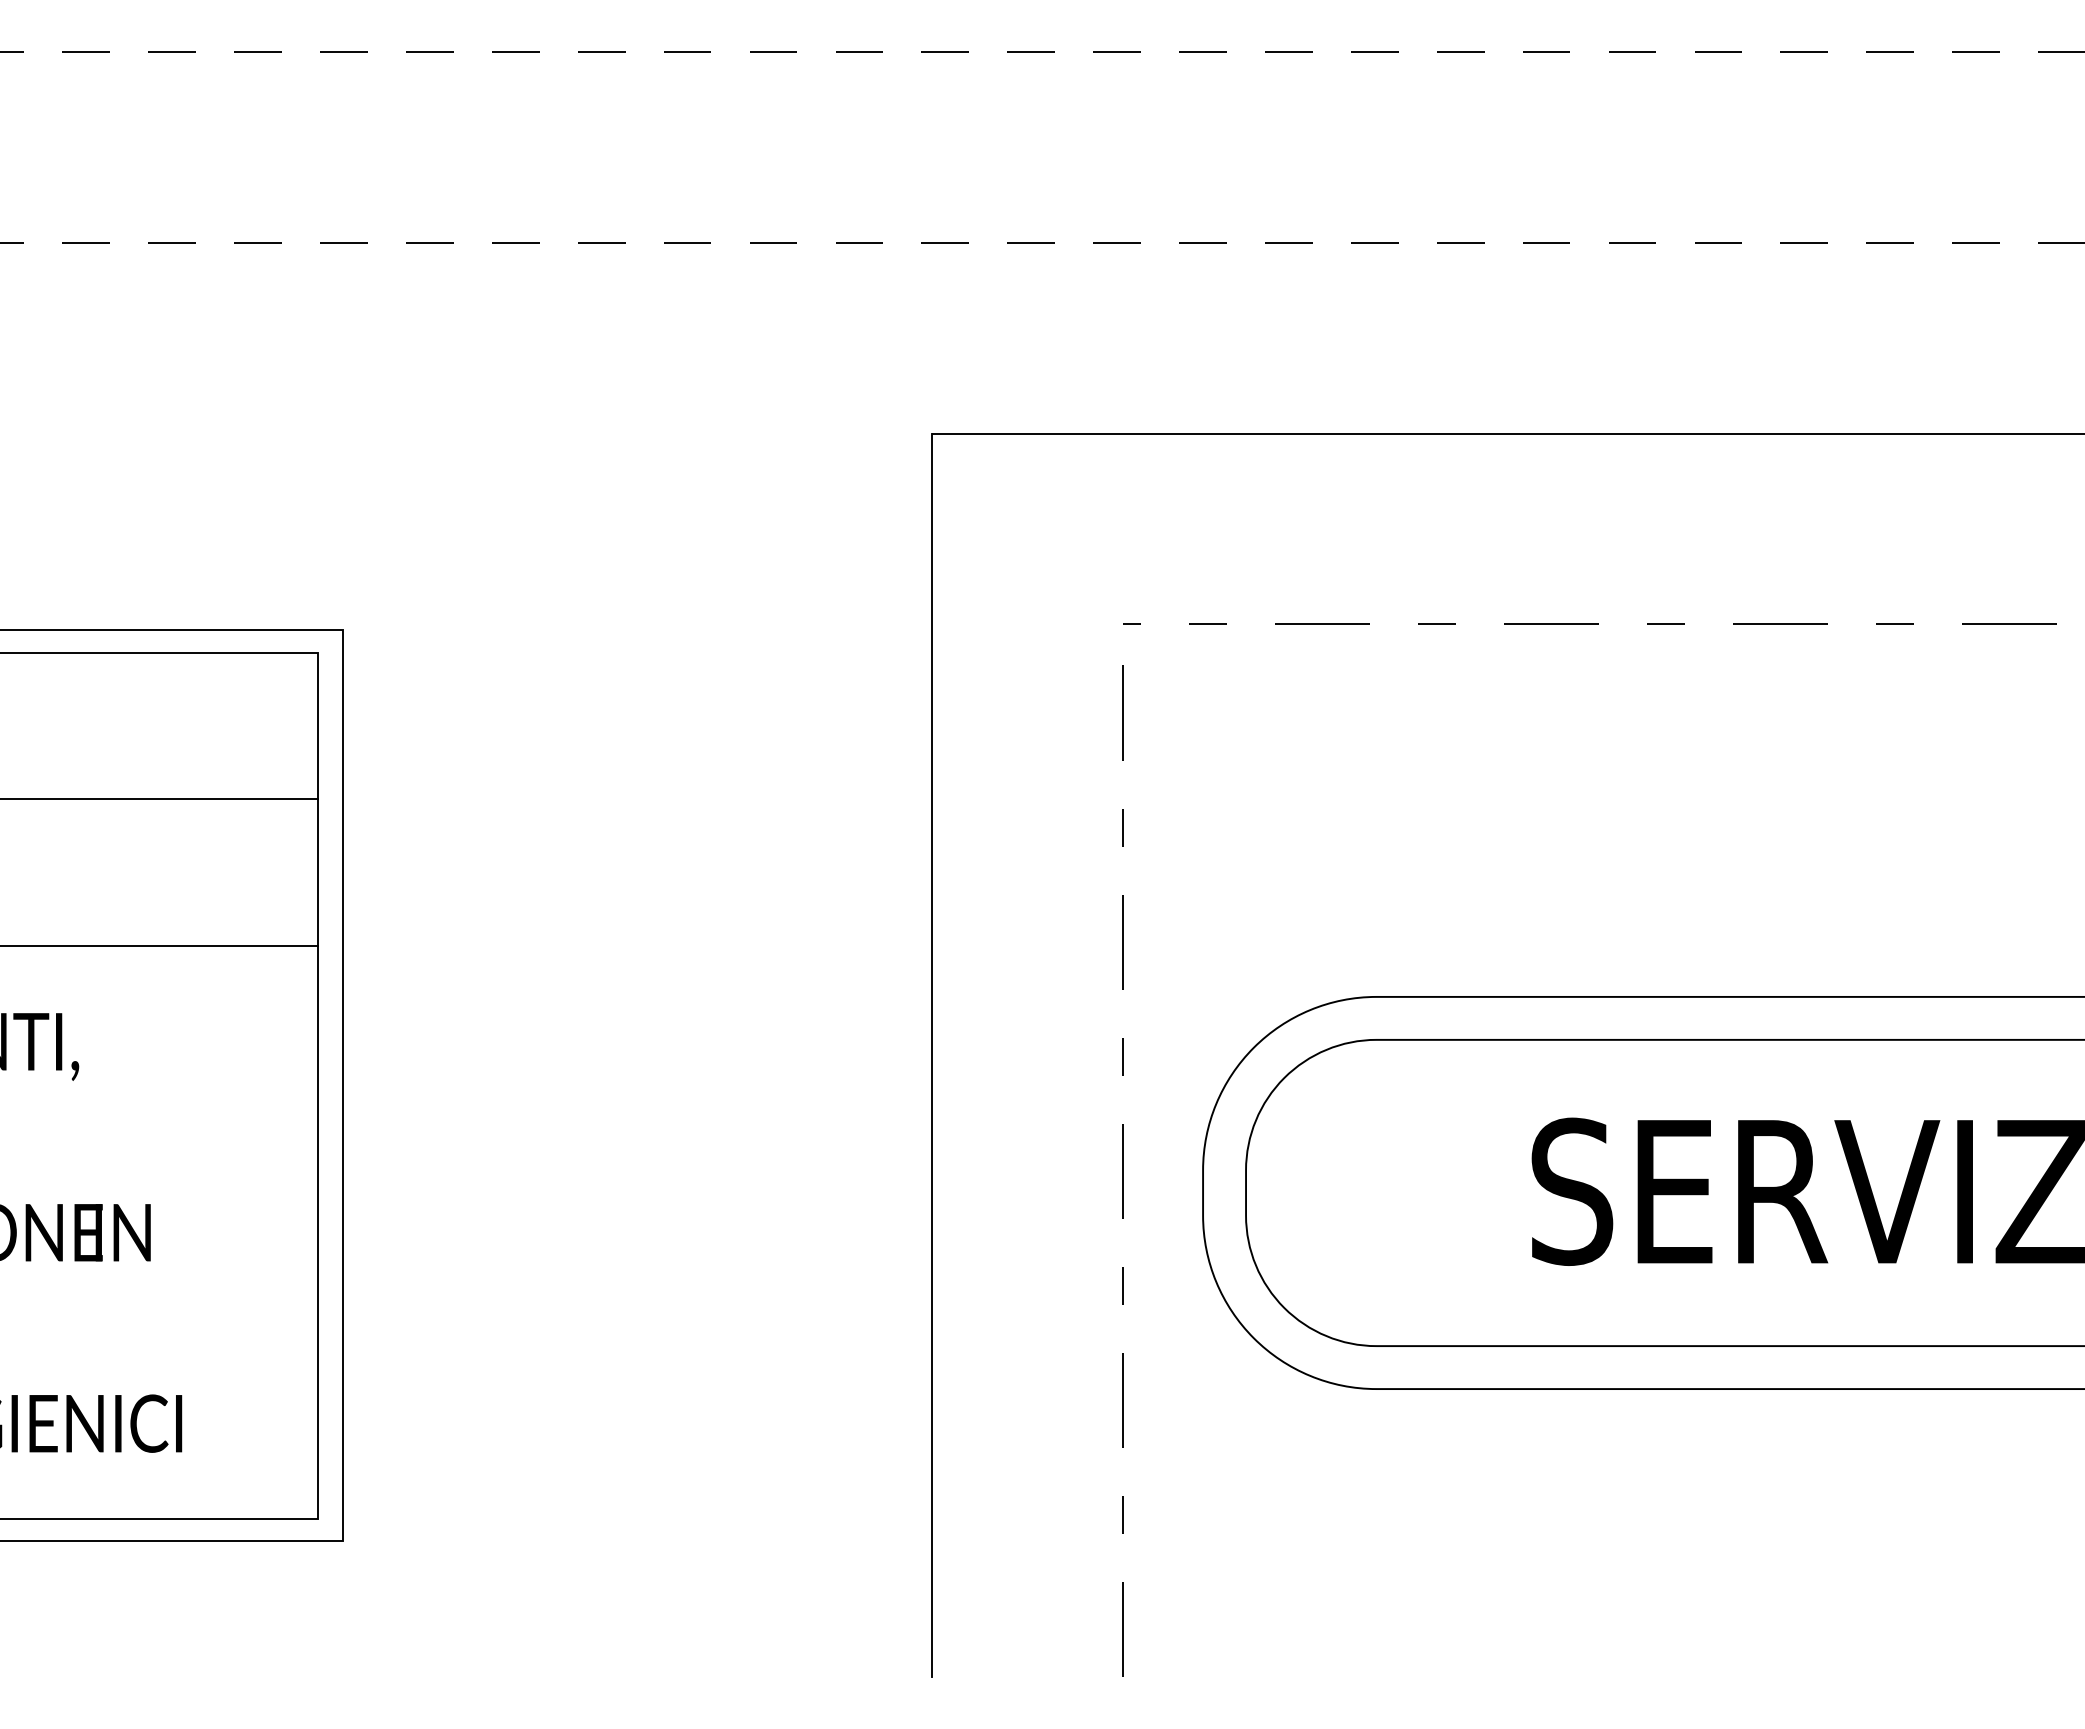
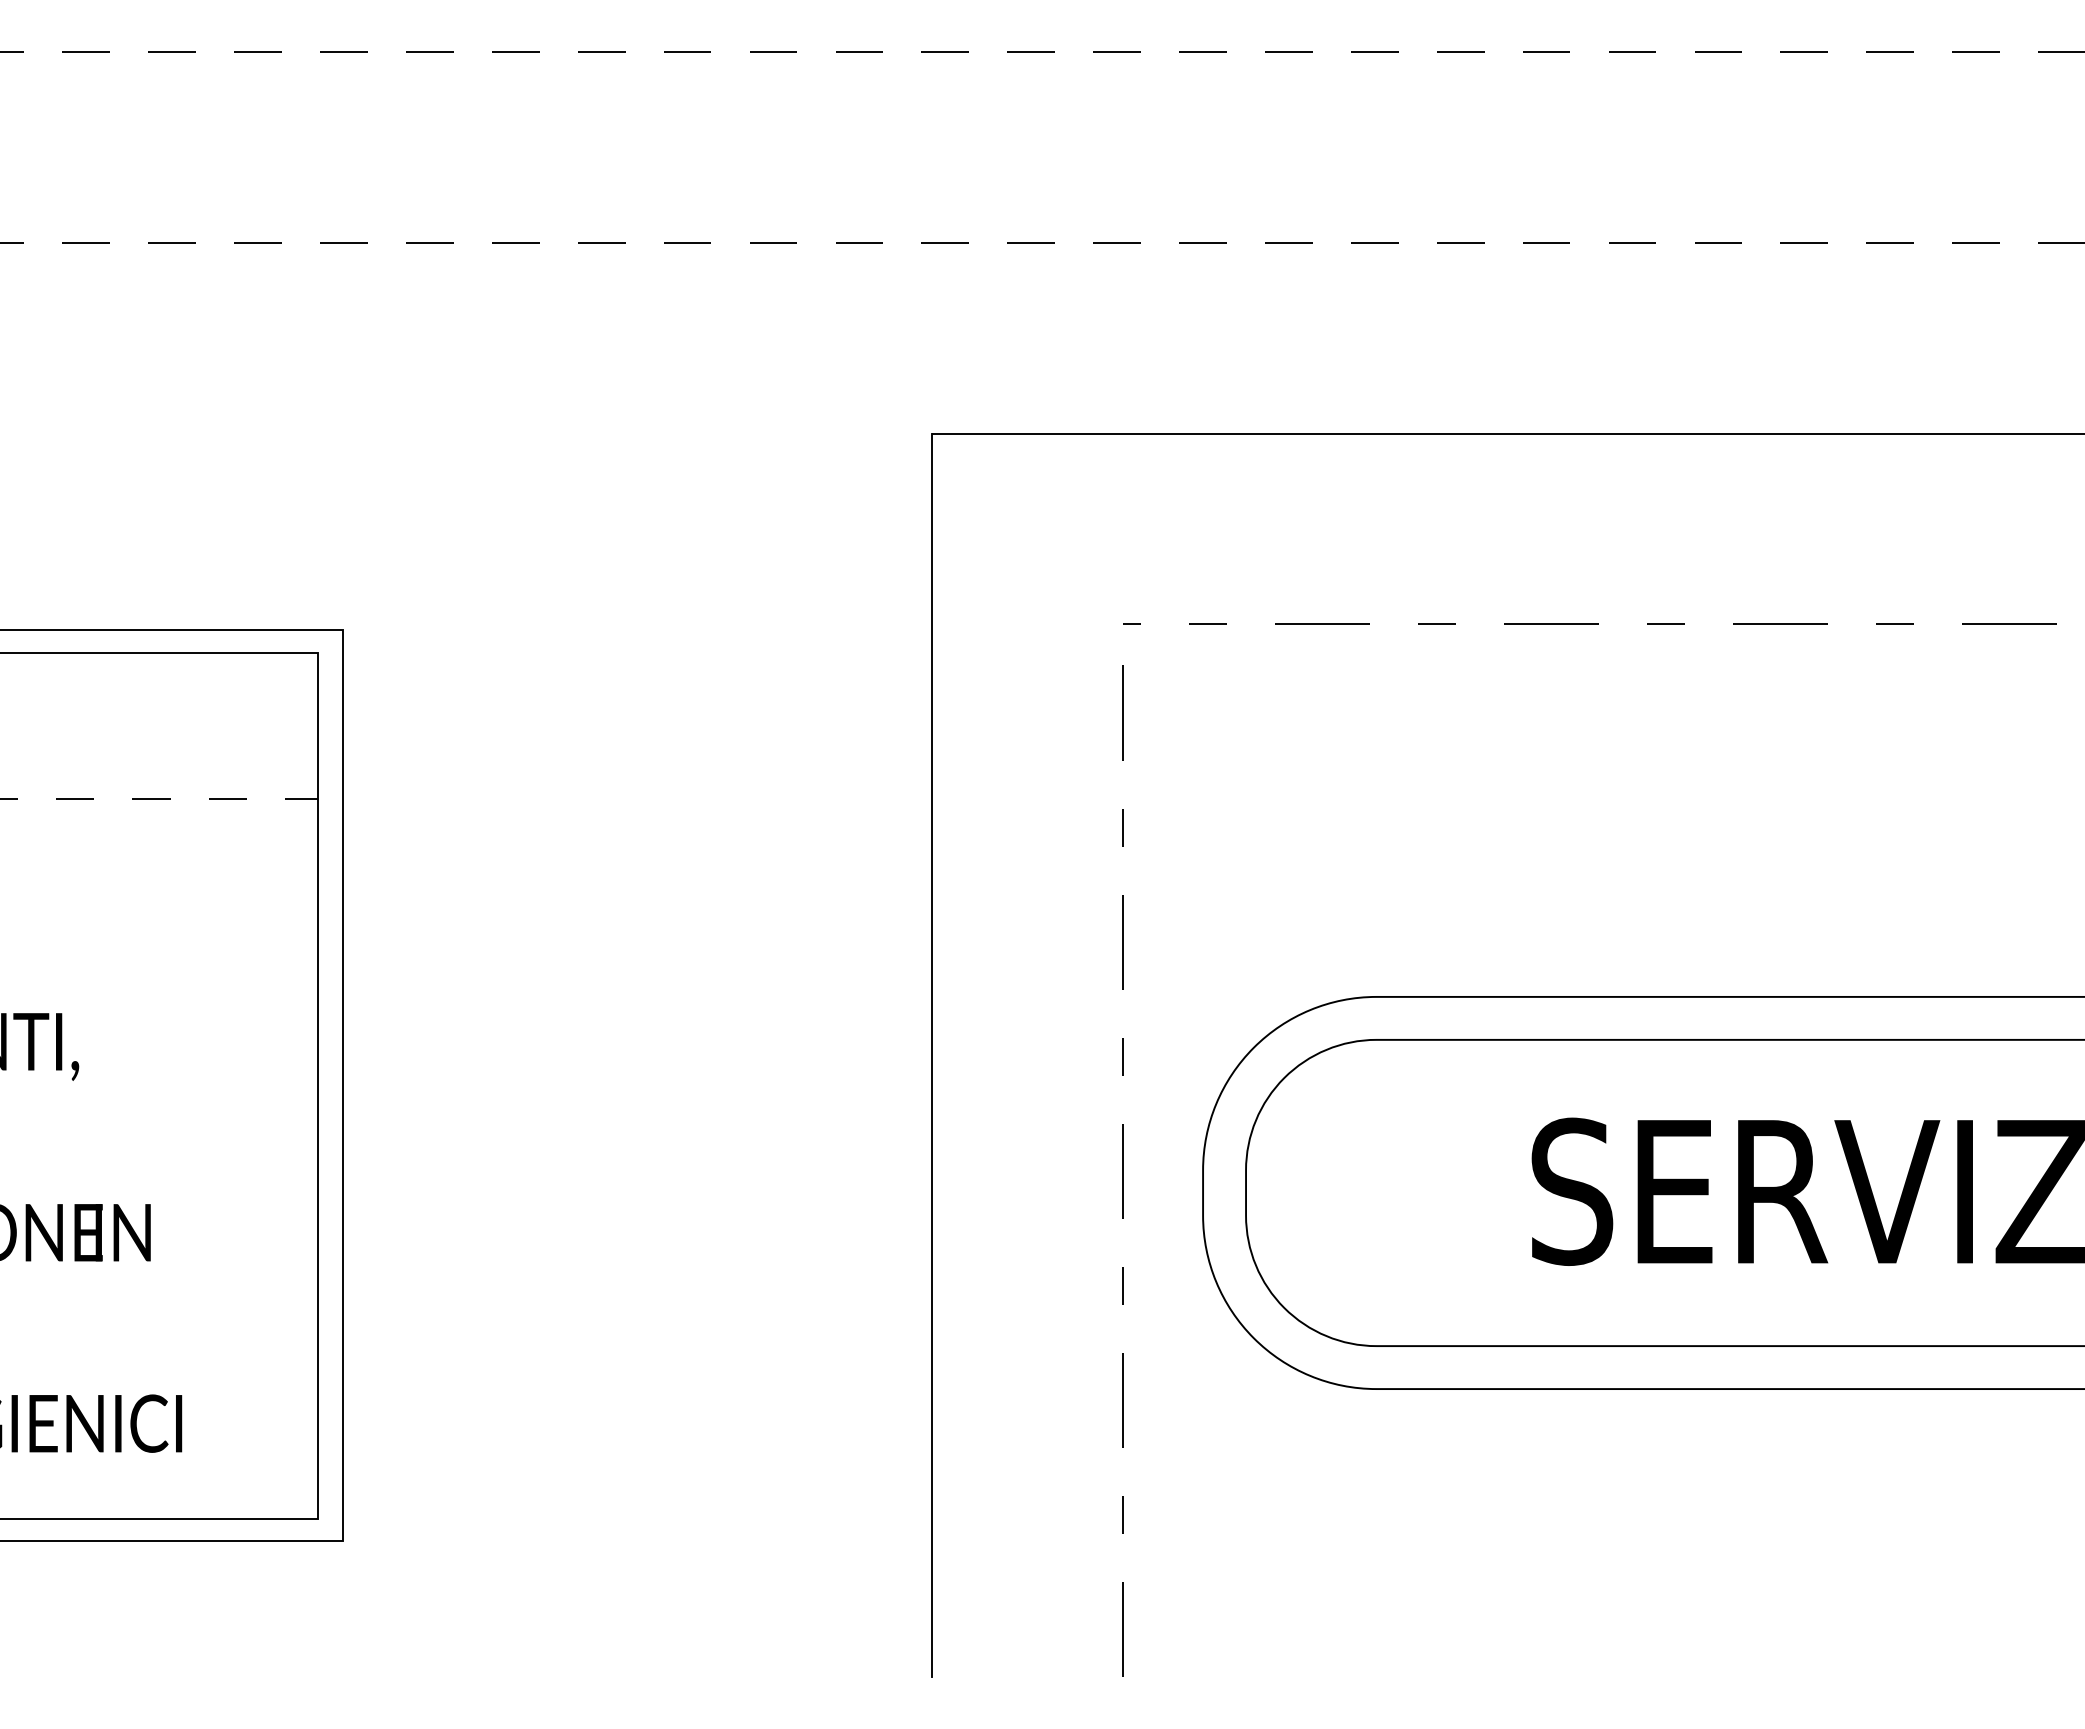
line: solid -> dashed (159, 799)
line: present -> none (160, 945)
